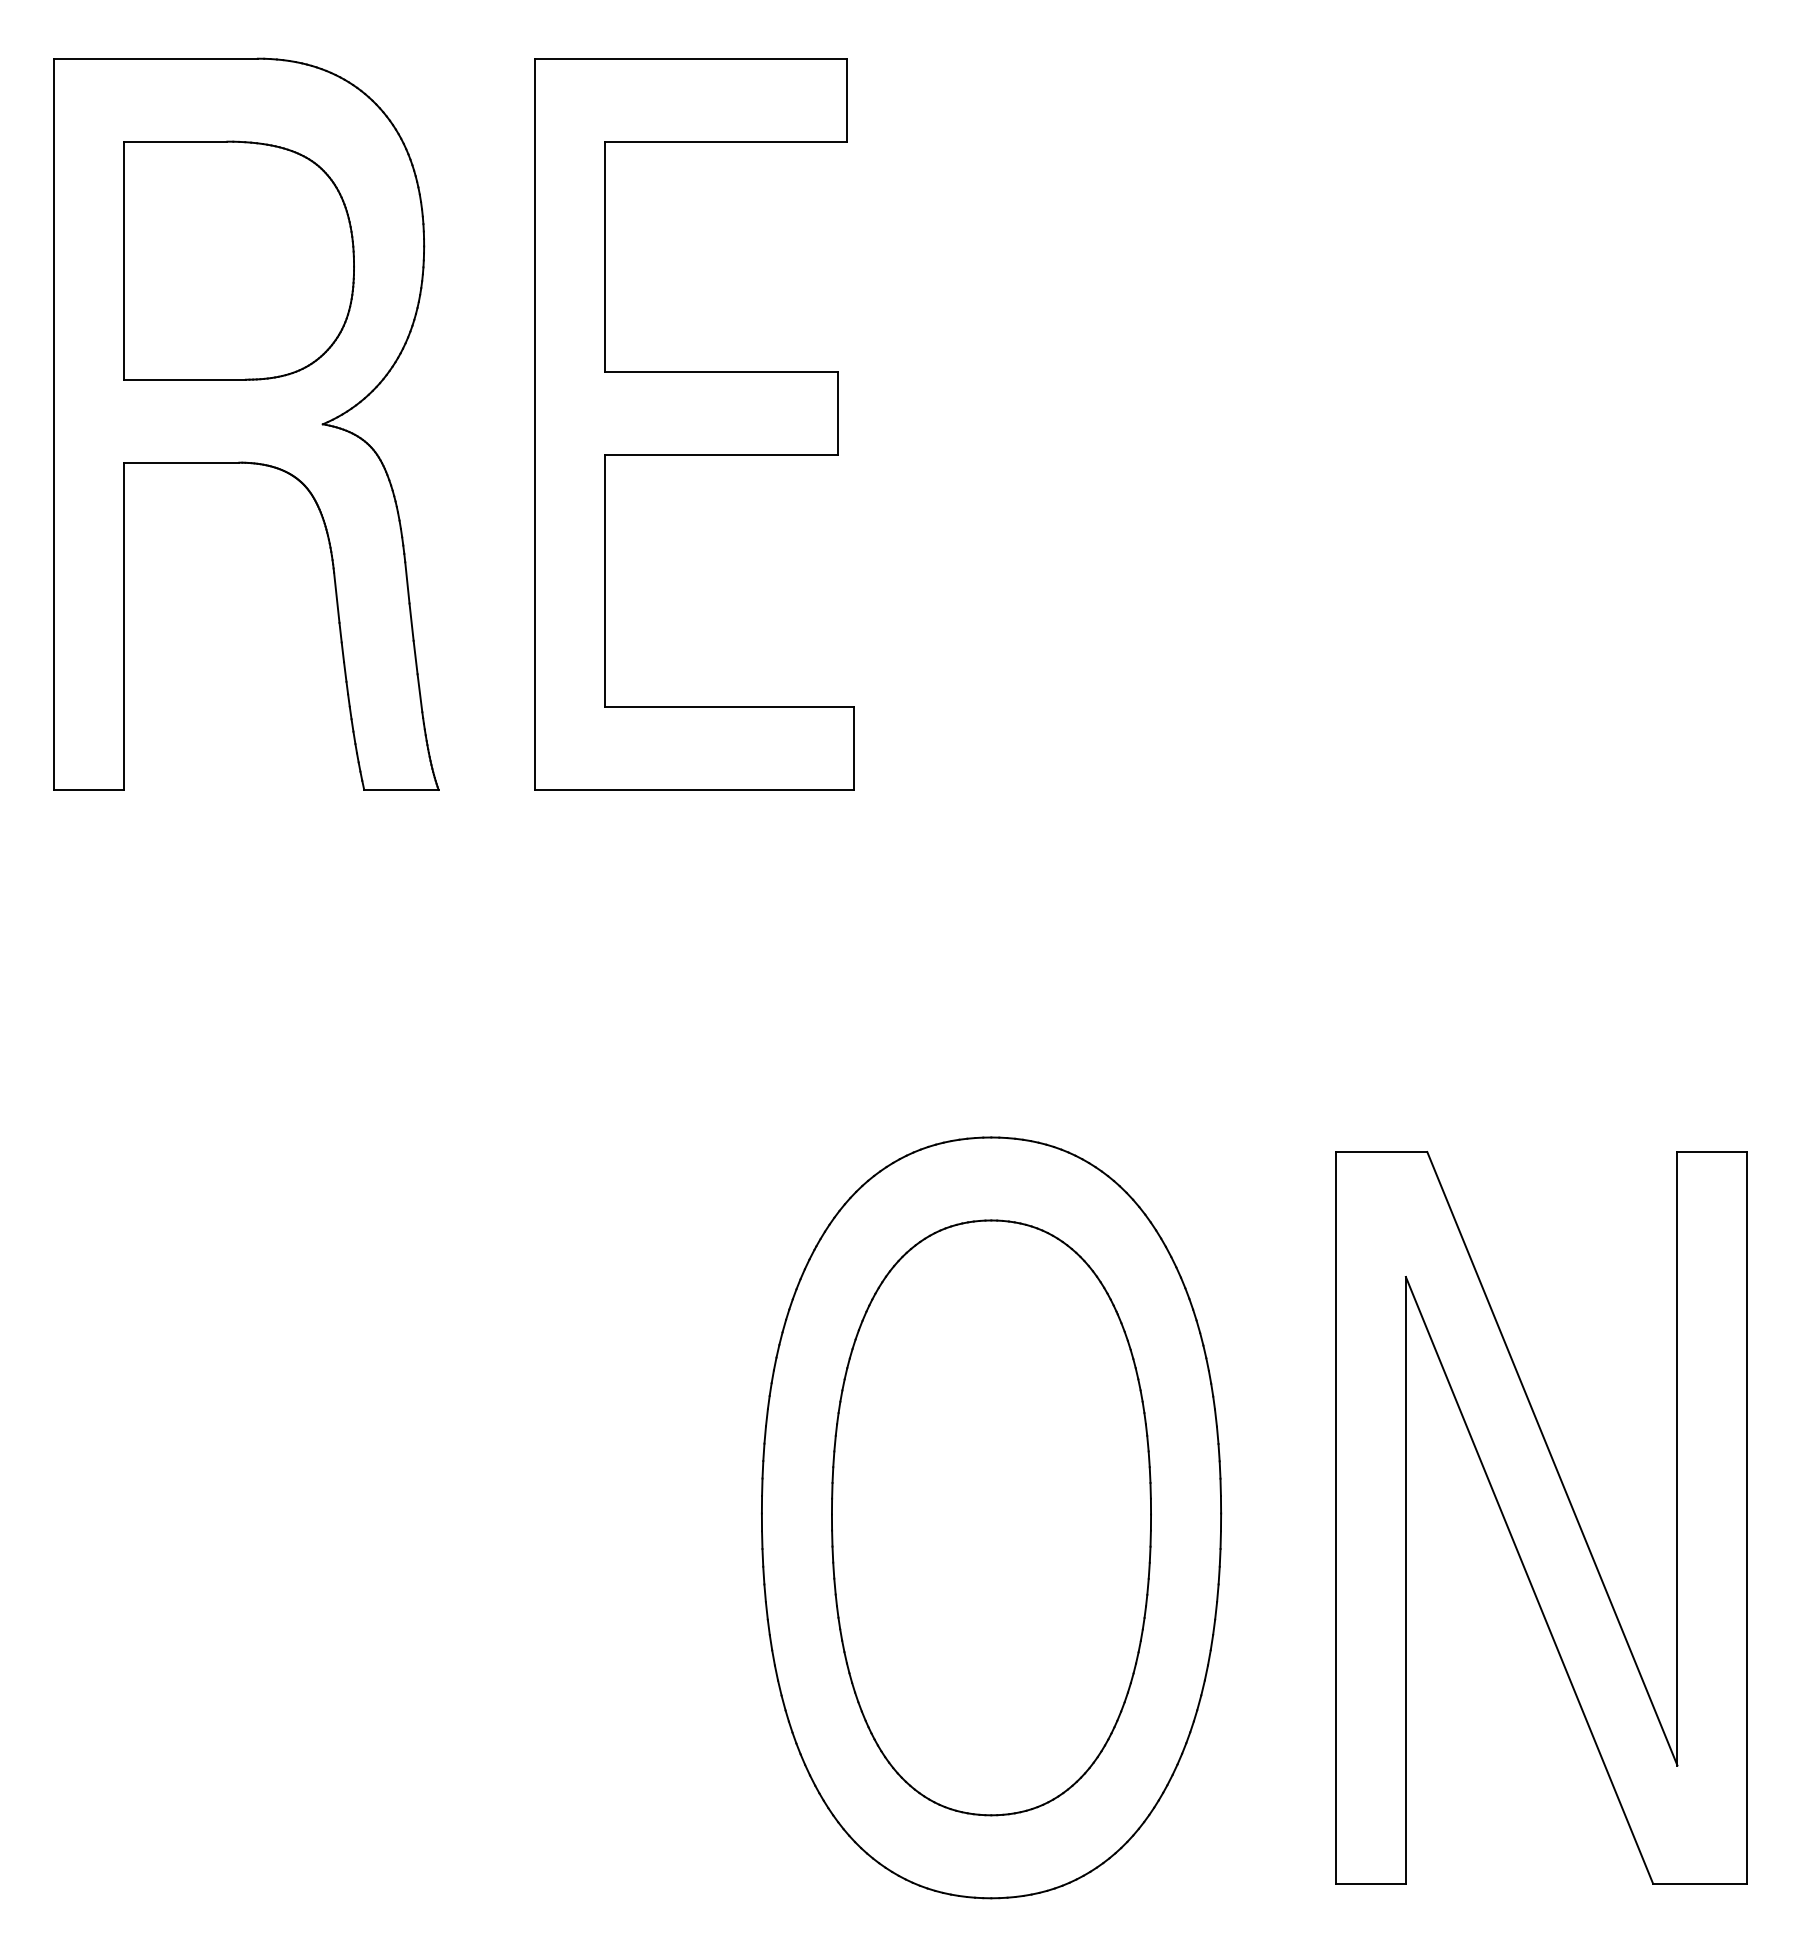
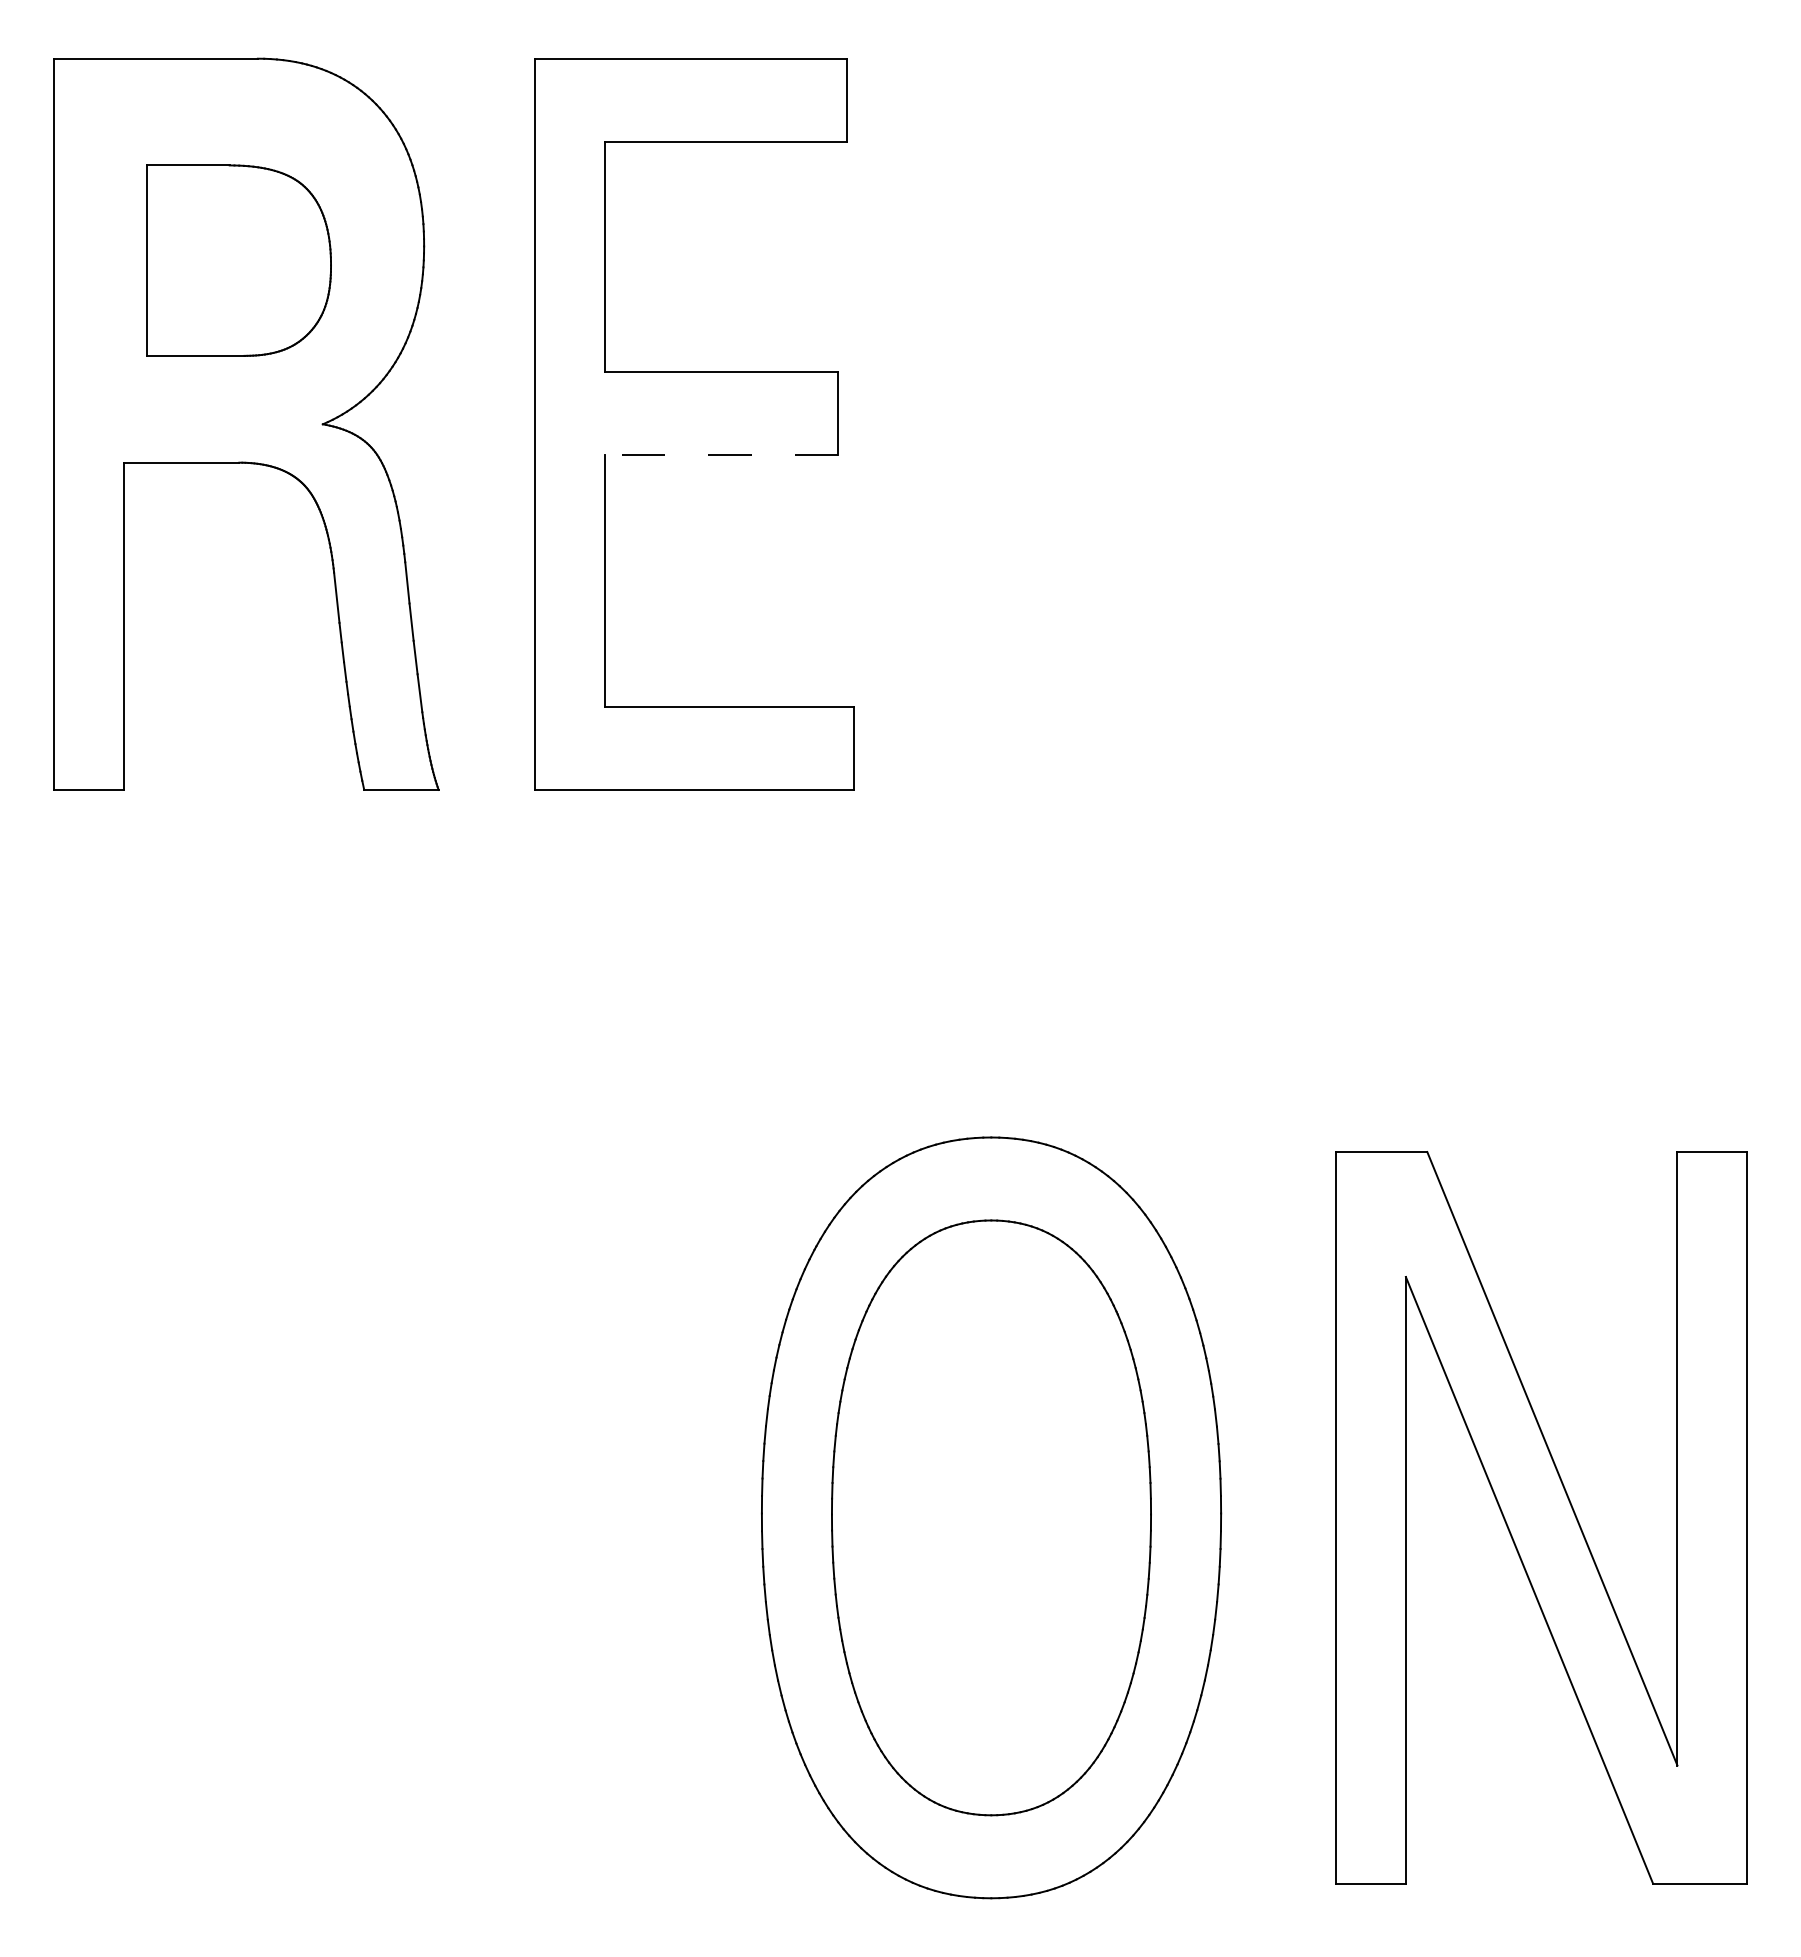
part size: 232x241 px -> 186x193 px (238, 260)
line: solid -> dashed (720, 455)
